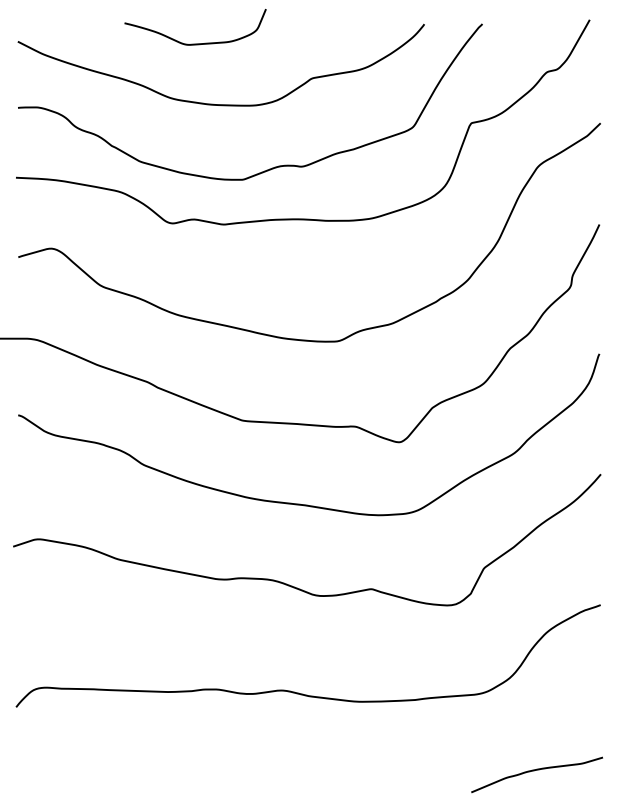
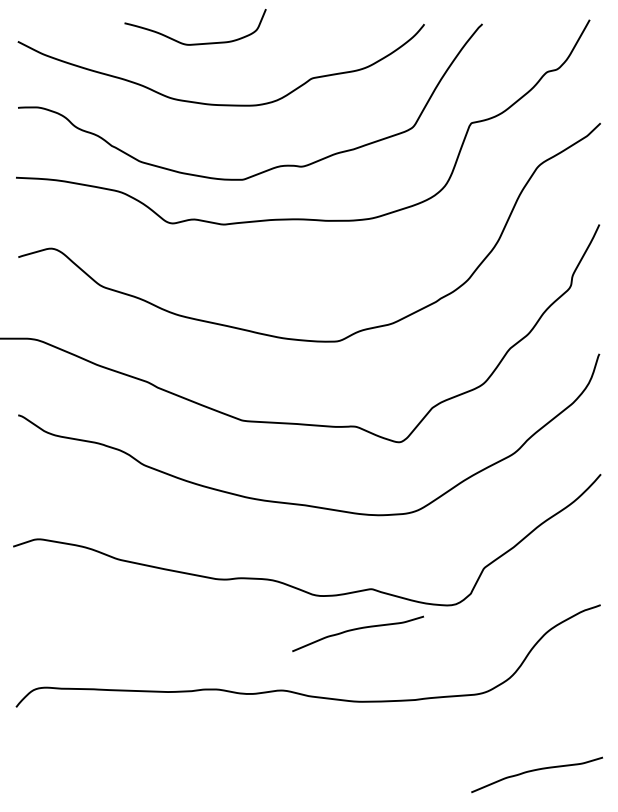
curve: none -> present (358, 629)
